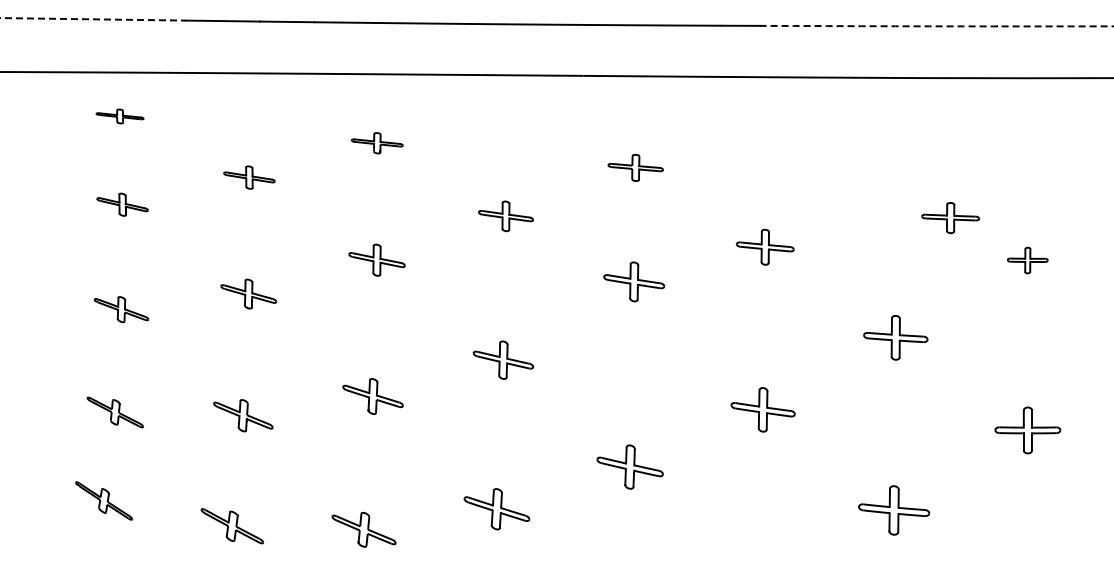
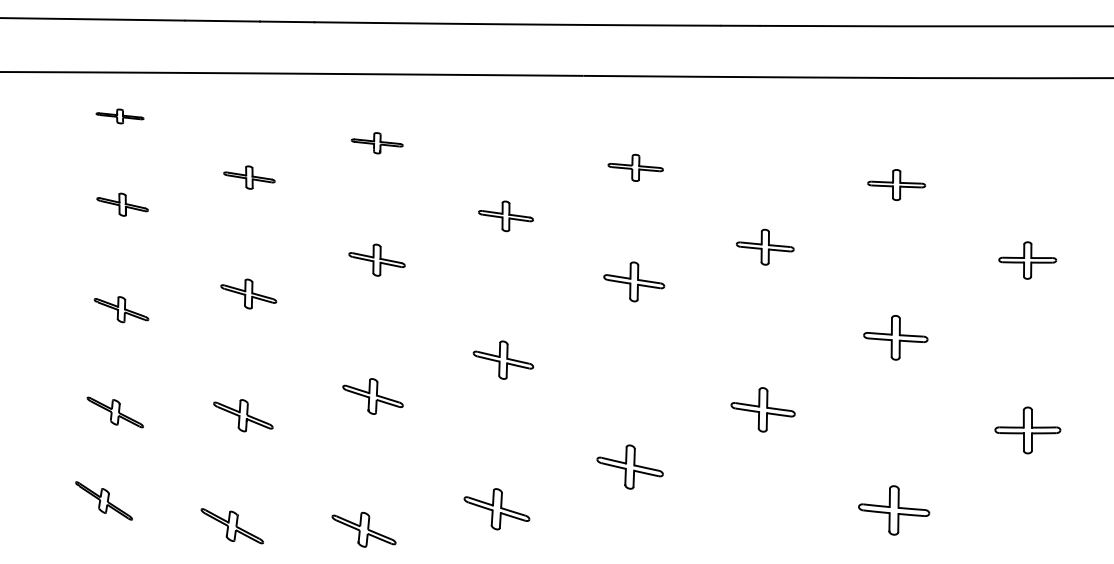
line: dashed -> solid (93, 19)
arc: dashed -> solid (936, 26)
part position: (950, 217) -> (896, 184) (896, 184)
part size: 42x29 px -> 60x39 px (1027, 260)
